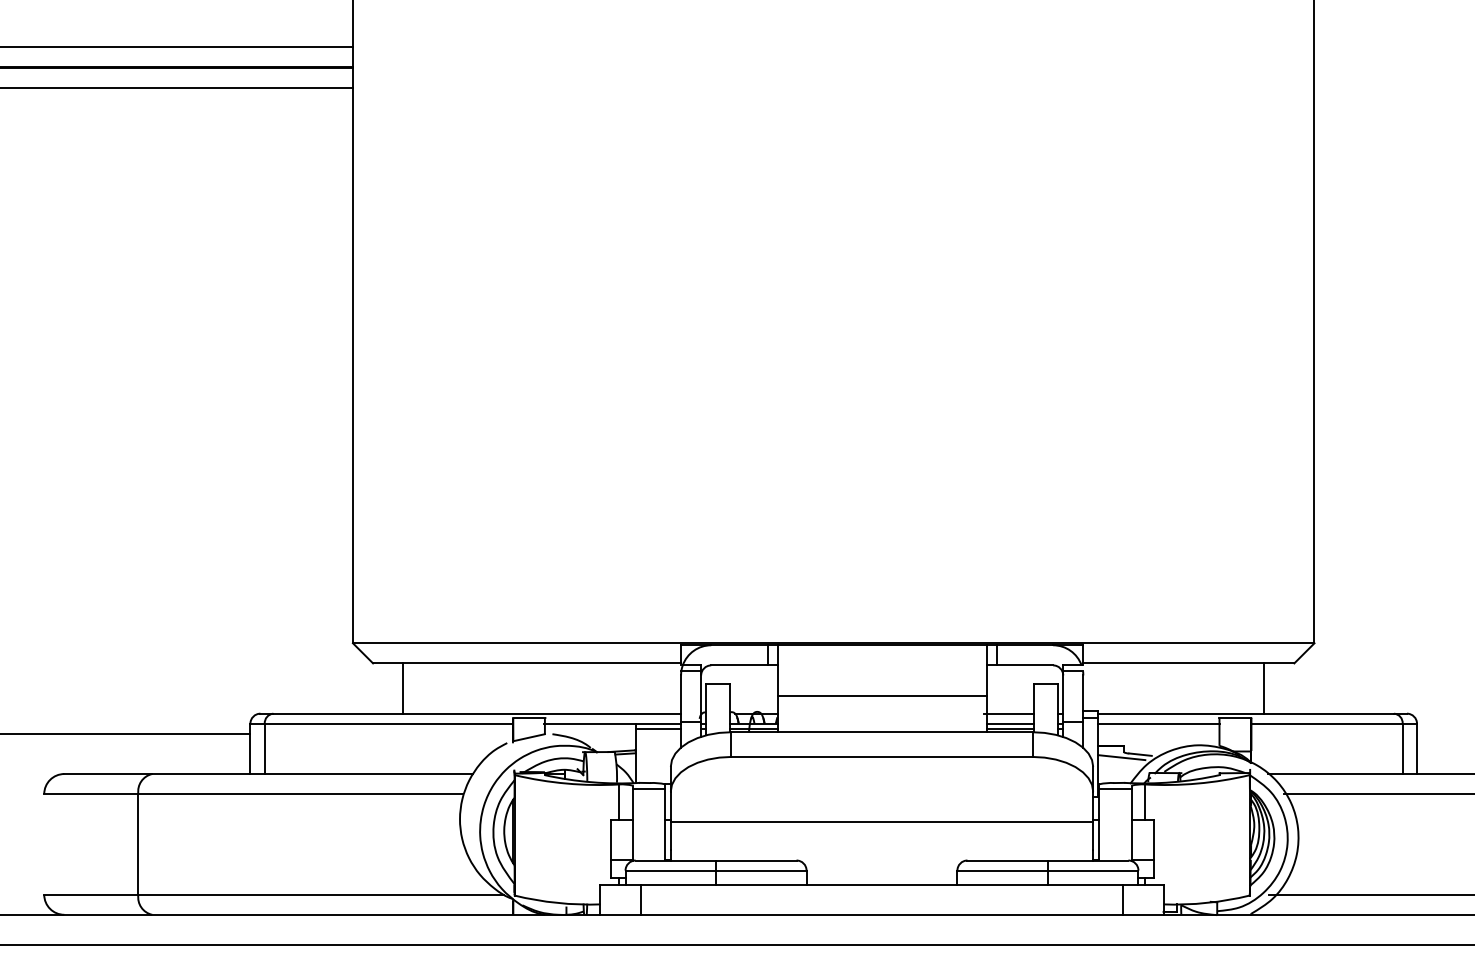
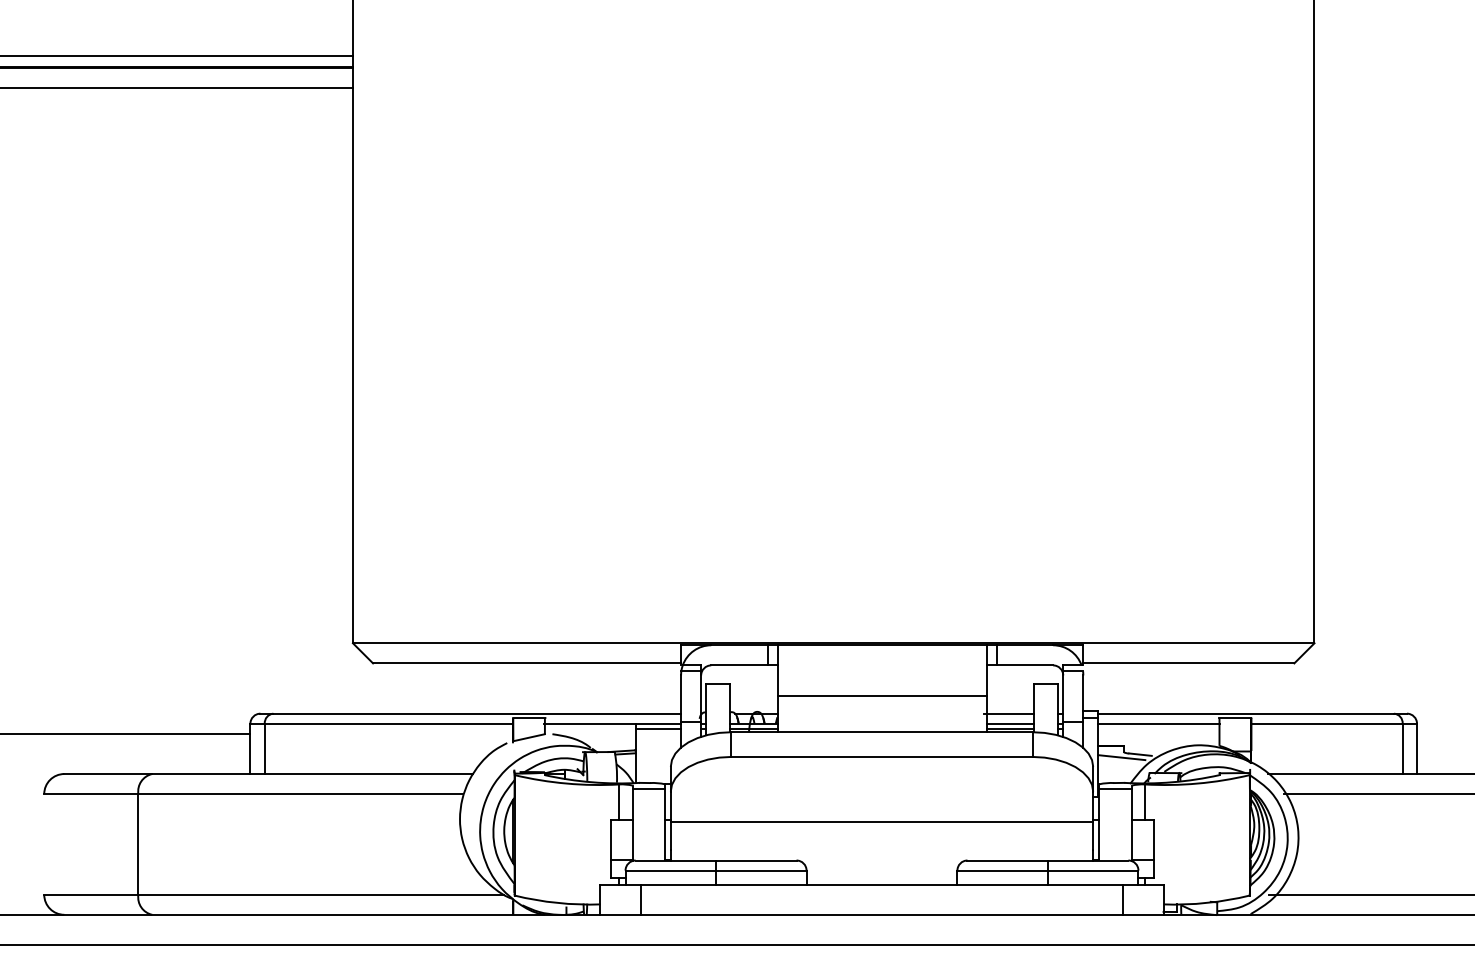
line position: (177, 47) -> (177, 56) (177, 56)
line: present -> none (403, 688)
line: present -> none (1264, 688)
